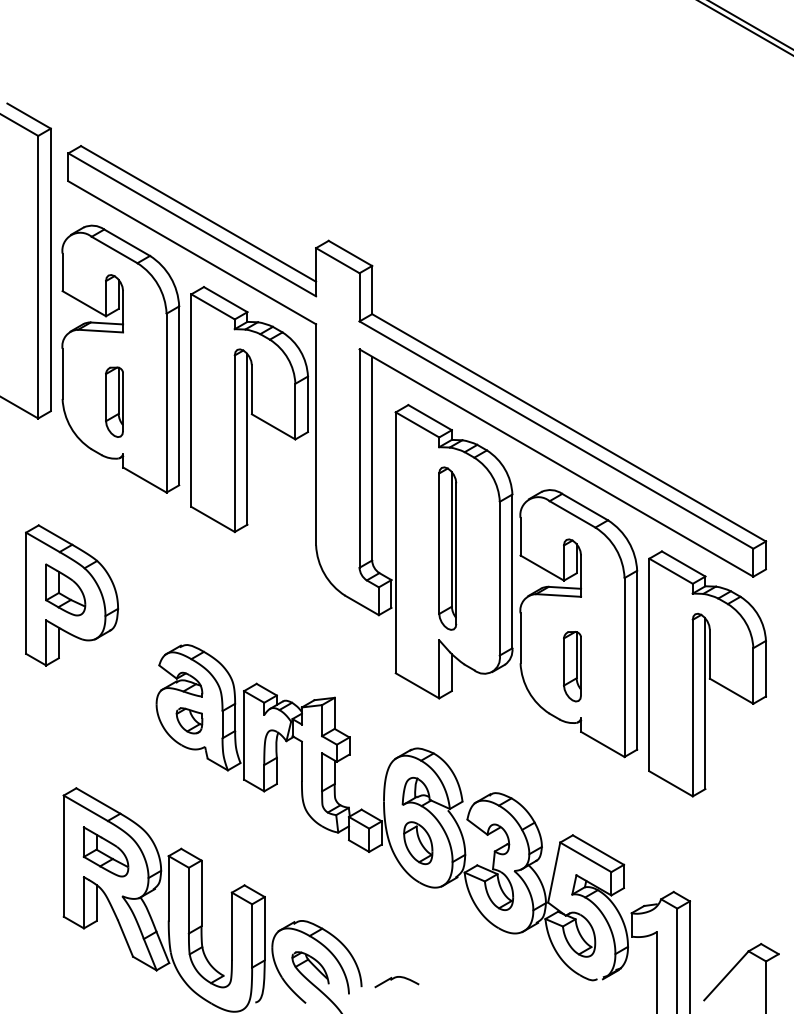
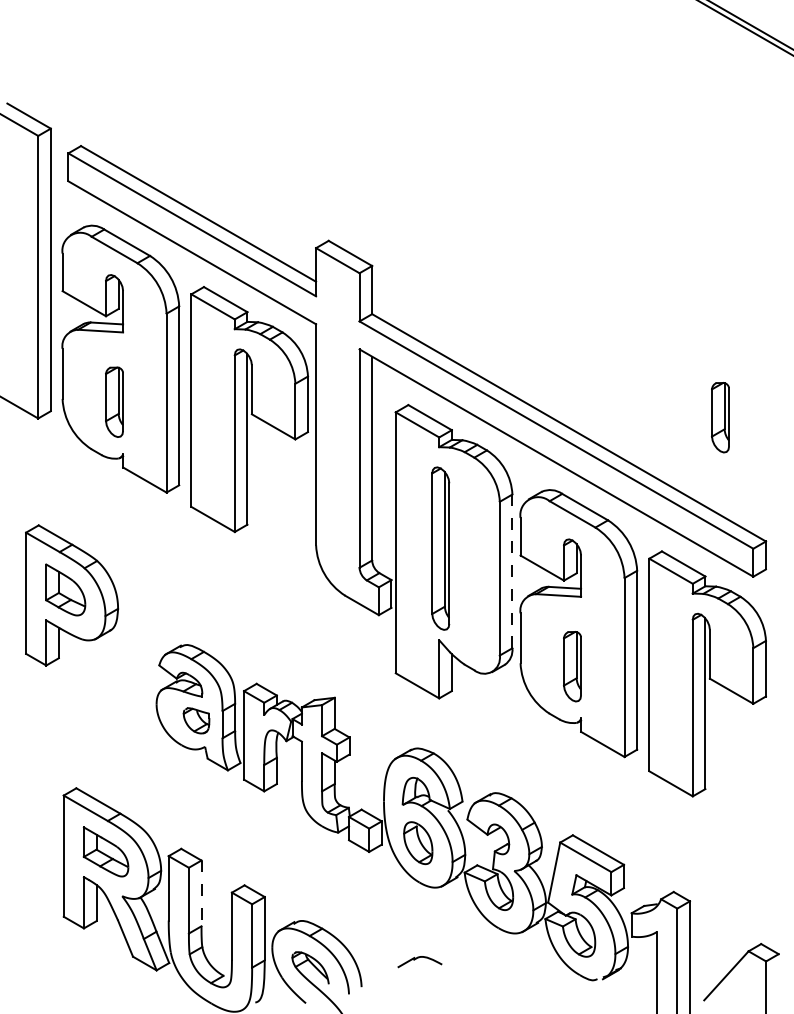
part: none -> present (720, 417)
part position: (447, 548) -> (440, 548) (440, 548)
line: solid -> dashed (512, 571)
part position: (189, 720) -> (196, 720) (196, 720)
line: solid -> dashed (201, 893)
part position: (396, 982) -> (419, 962) (419, 962)
